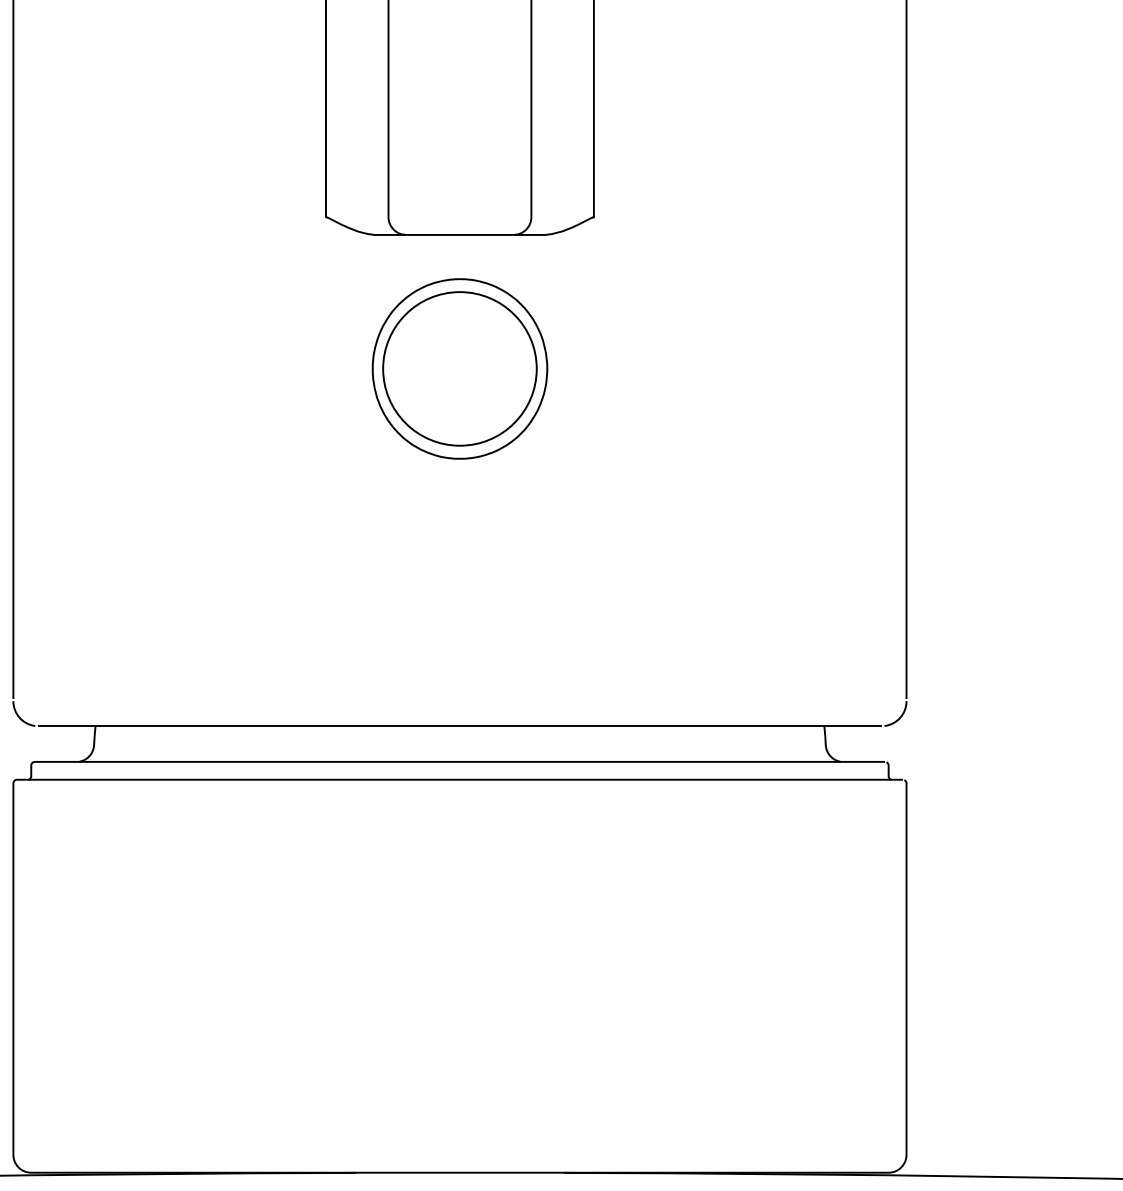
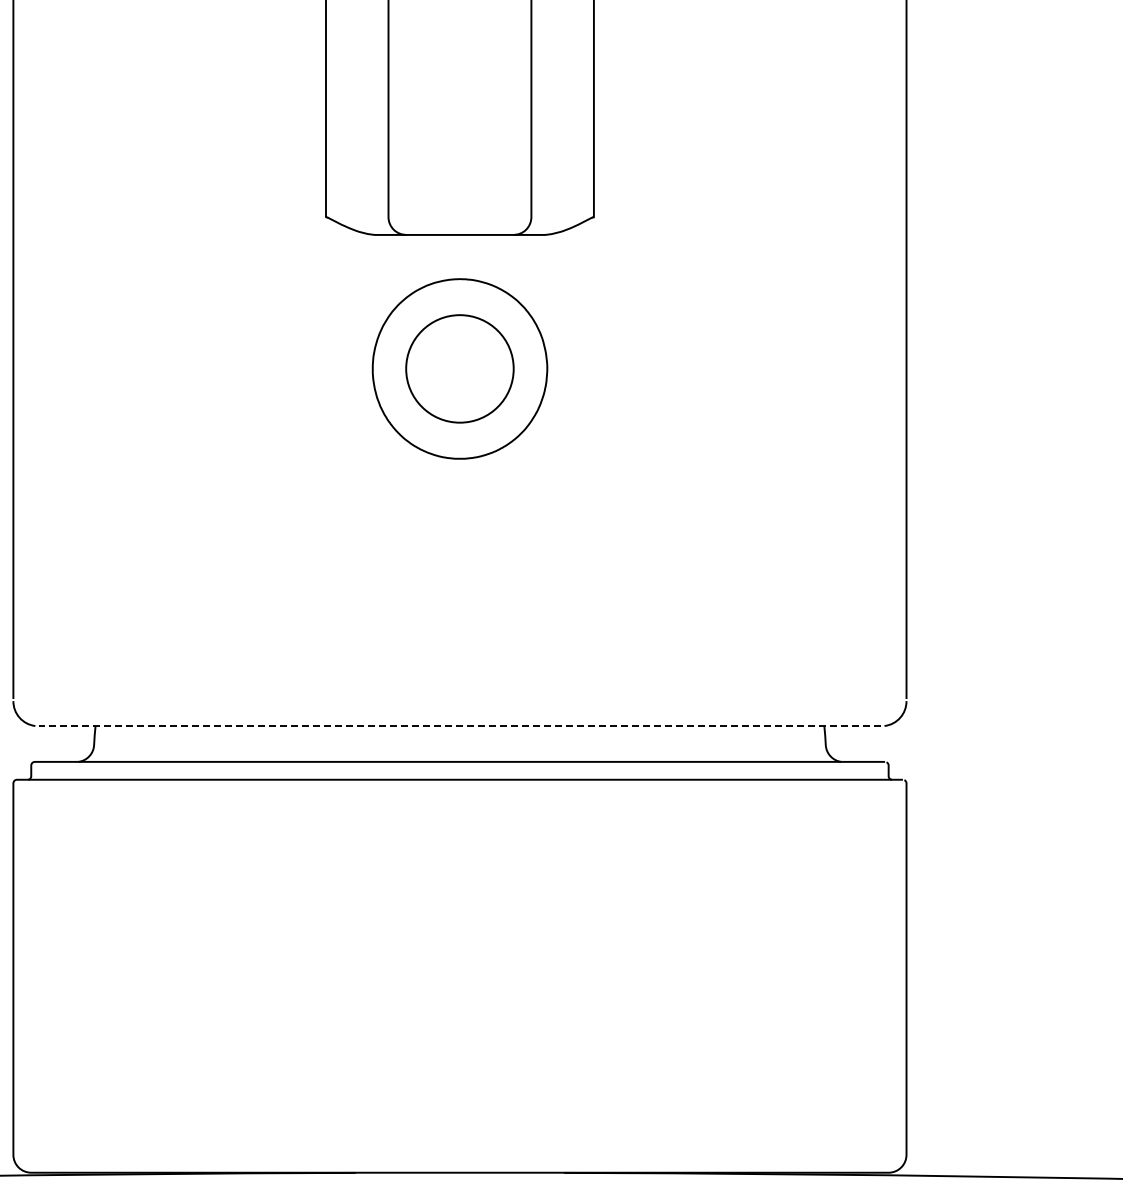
circle diameter: 154 px -> 108 px (459, 368)
line: solid -> dashed (459, 726)
